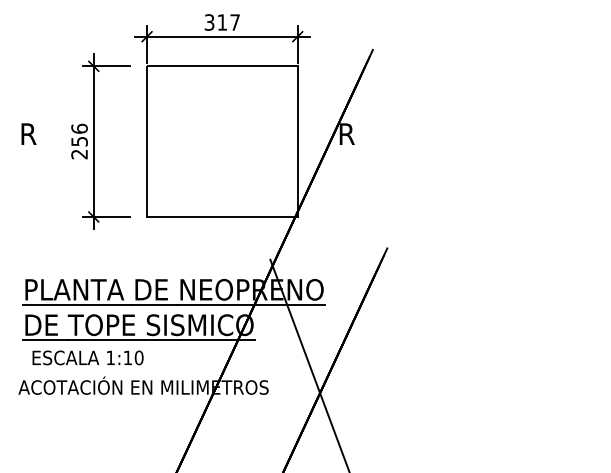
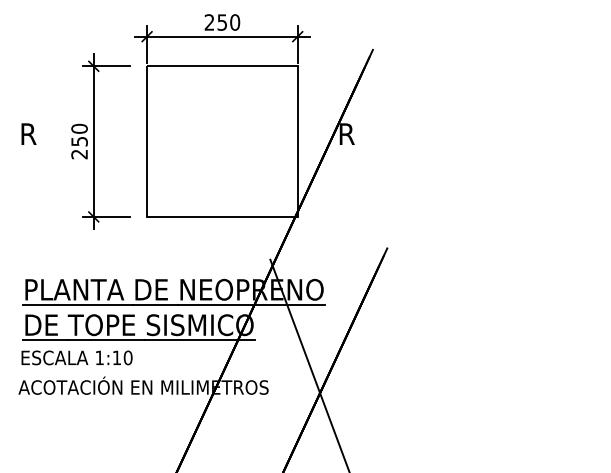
text: 317 -> 250 (222, 22)
text: 256 -> 250 (79, 128)
text position: (87, 357) -> (76, 357) (76, 357)
